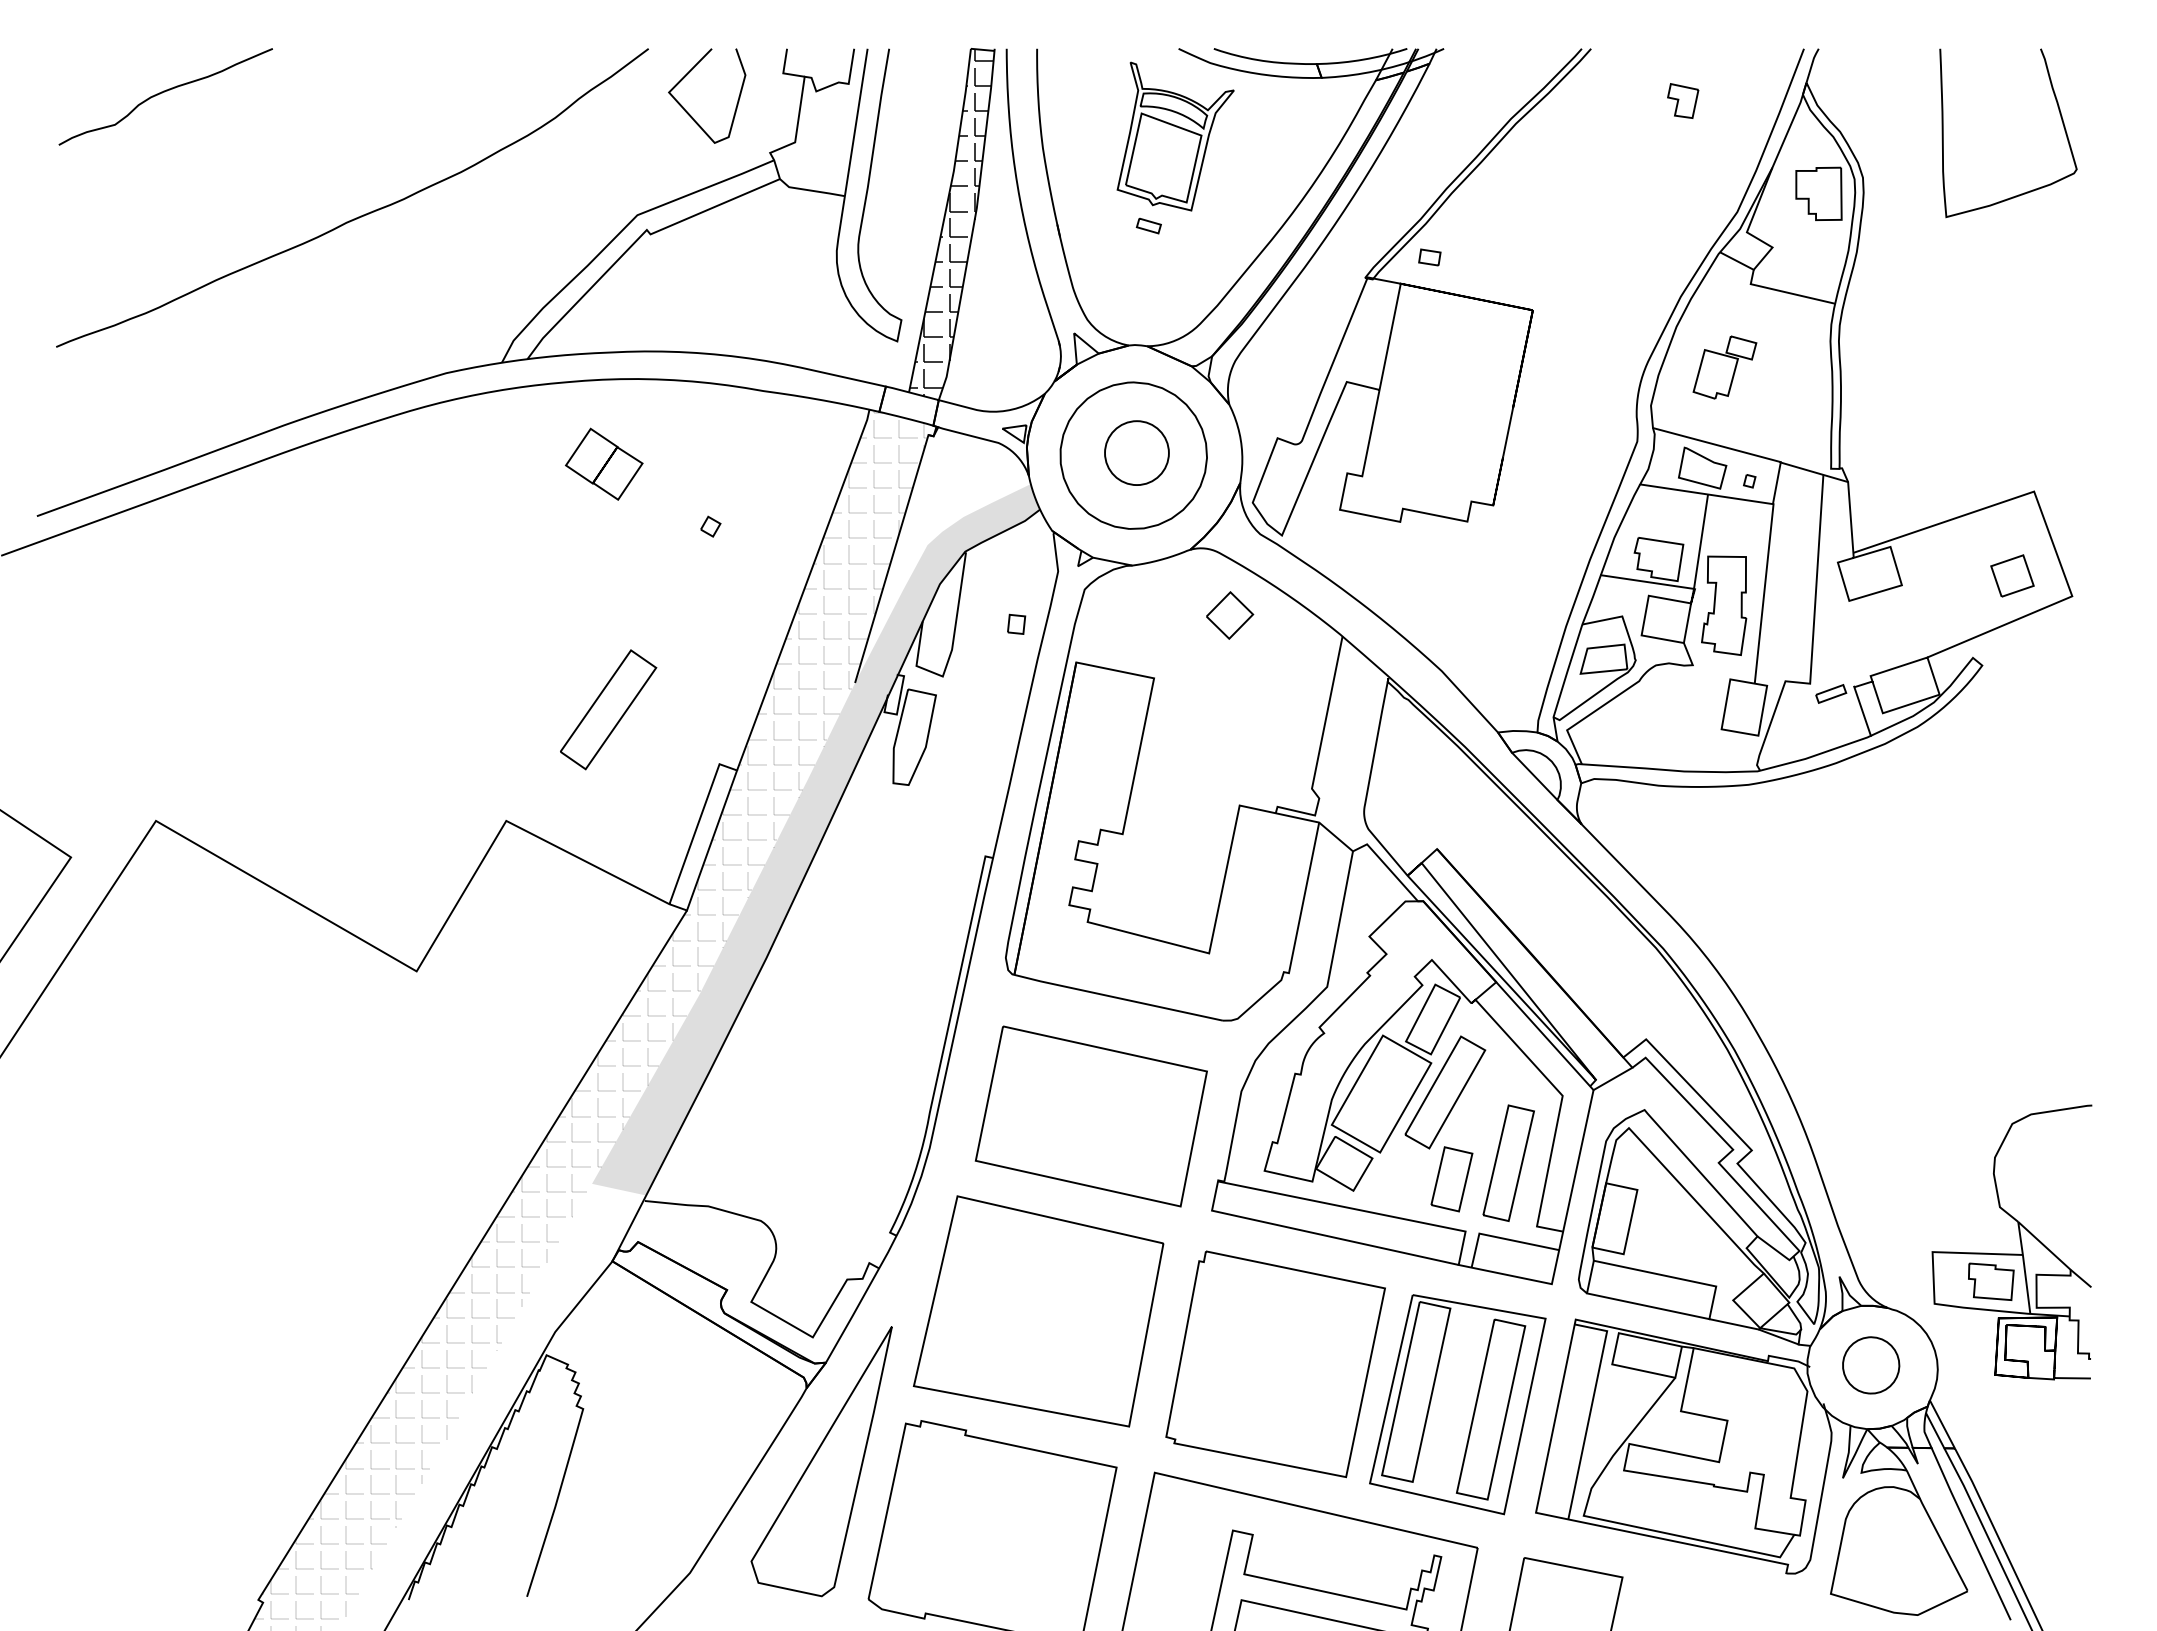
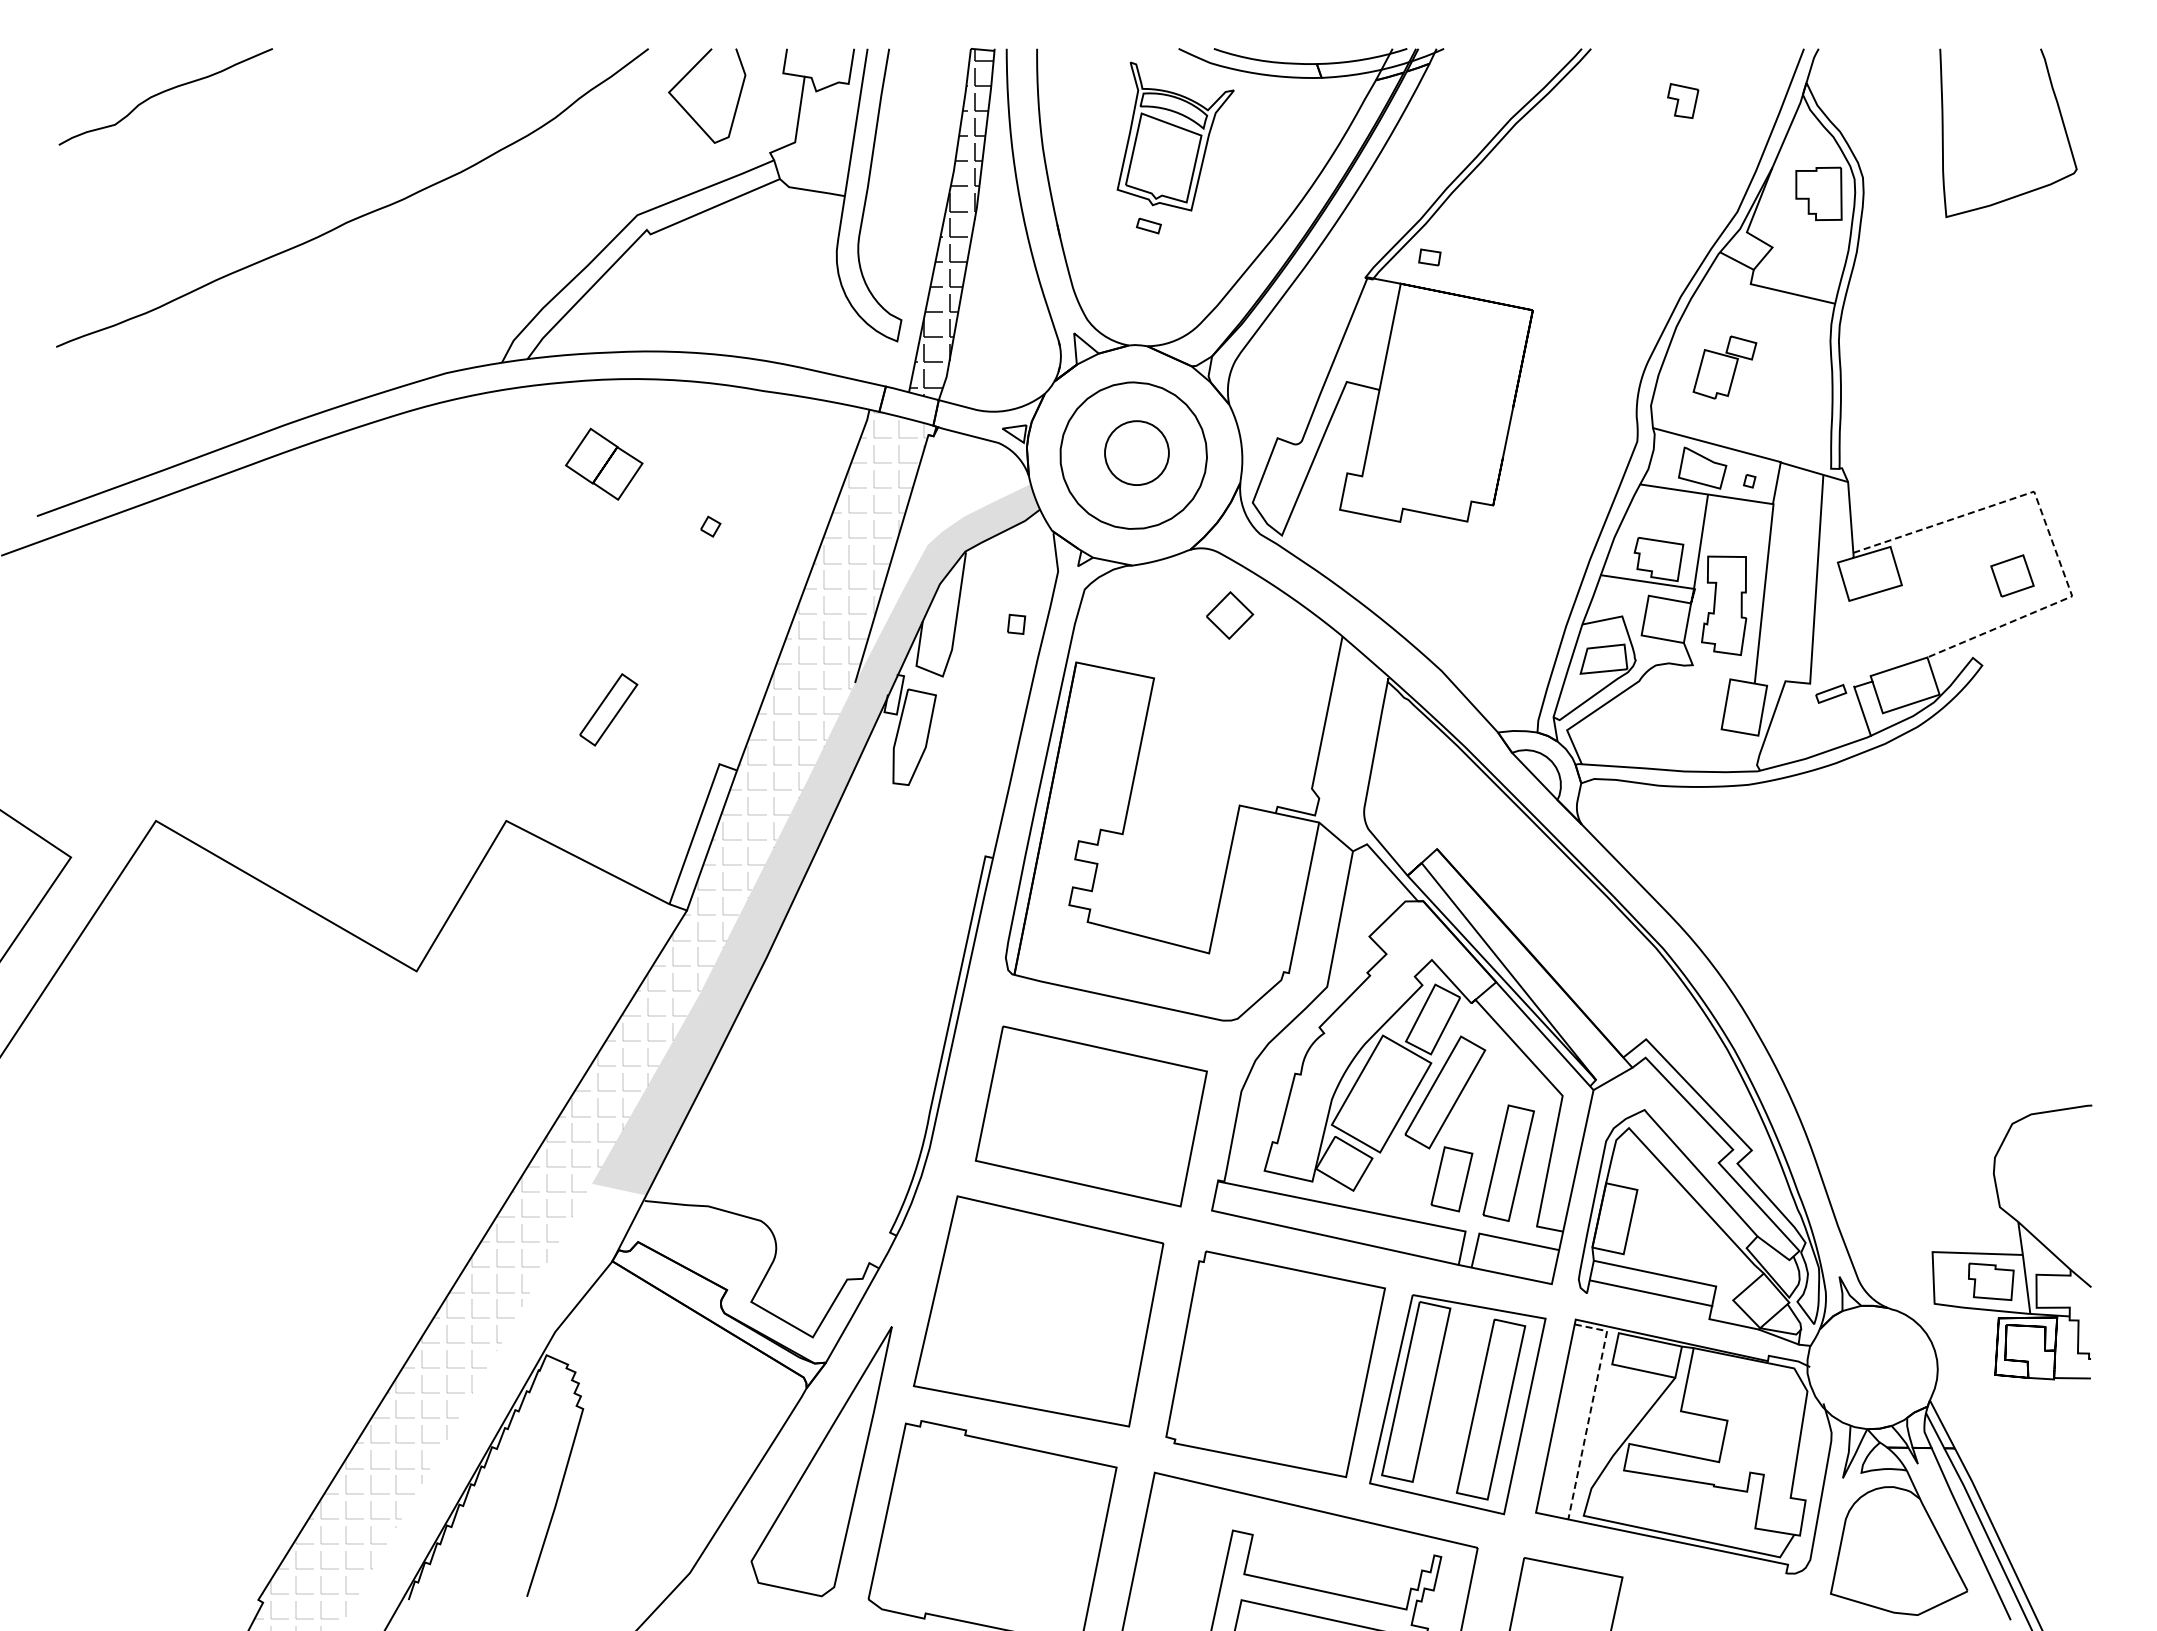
line: solid -> dashed (2047, 528)
part size: 98x122 px -> 60x74 px (608, 709)
line position: (1648, 1306) -> (1651, 1293) (1651, 1293)
part: present -> none (1871, 1365)
line: solid -> dashed (1591, 1408)
